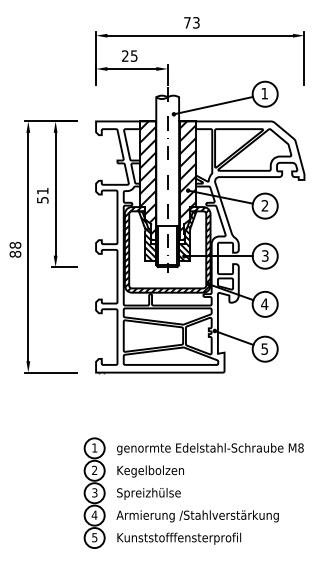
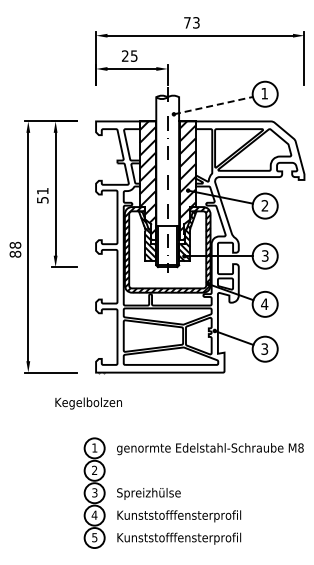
line: solid -> dashed (213, 105)
text: 5 -> 3 (264, 348)
text position: (150, 471) -> (88, 403) (88, 403)
text: Armierung /Stahlverstärkung -> Kunststofffensterprofil (197, 516)
